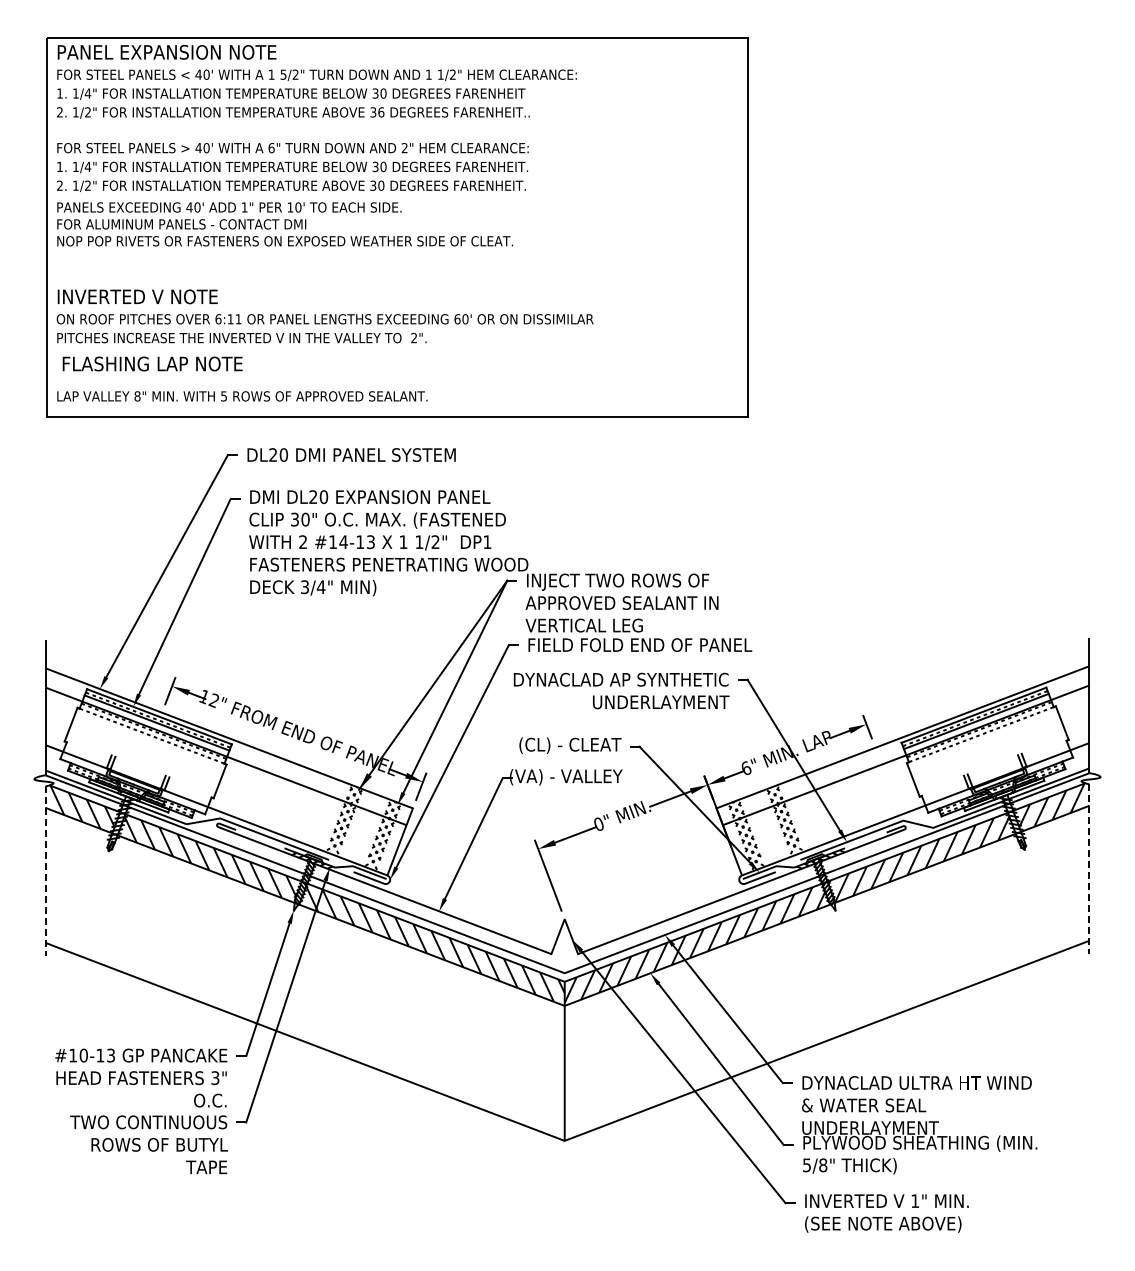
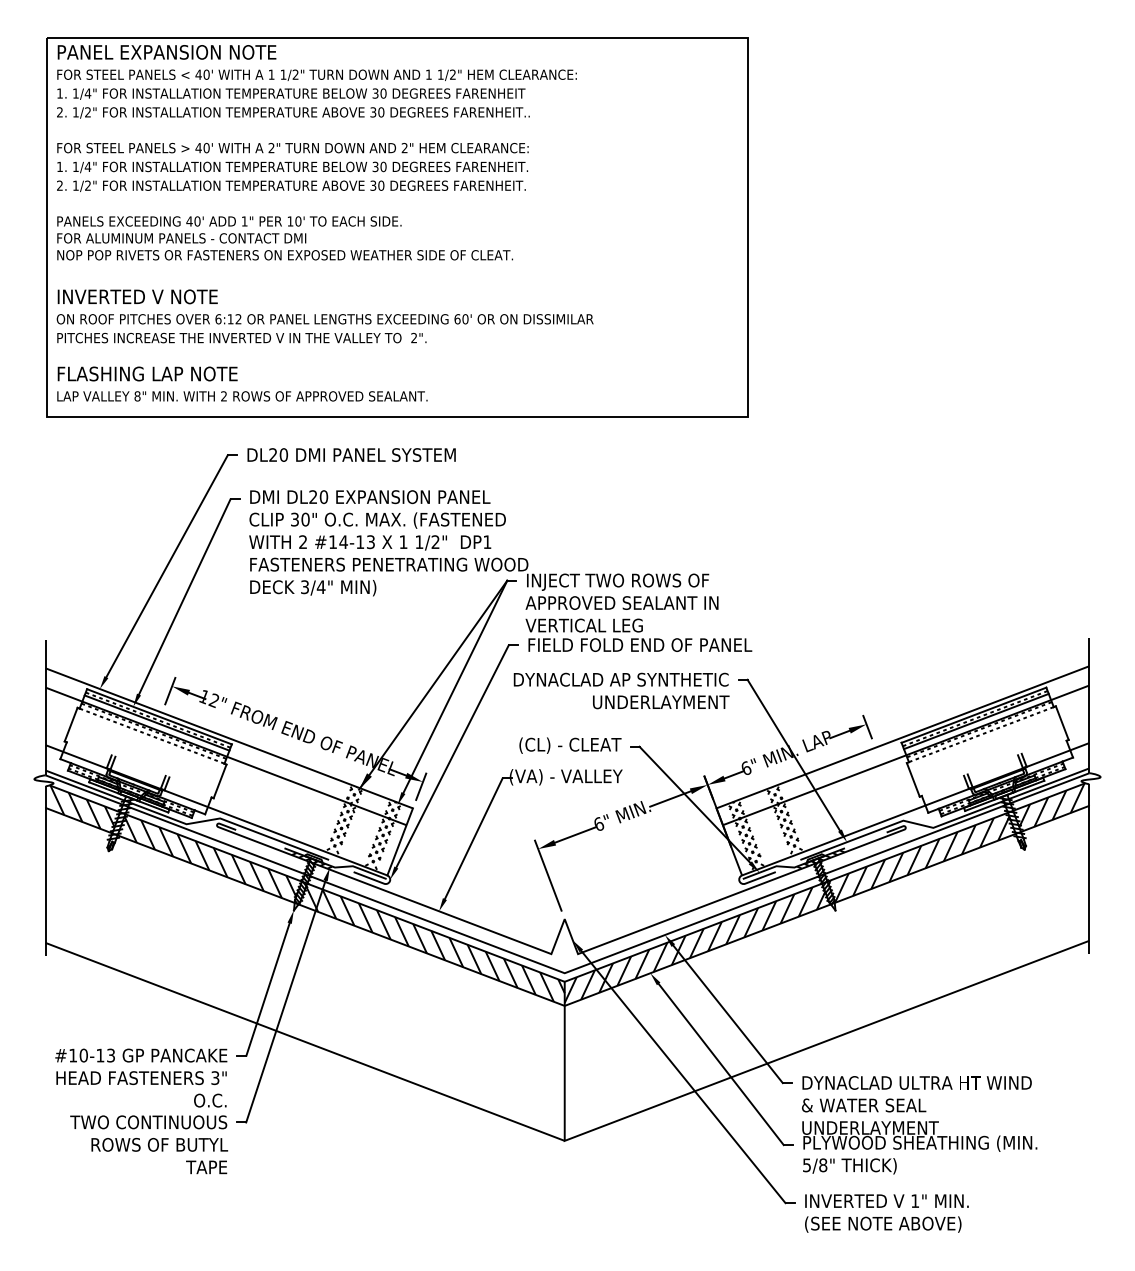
text: 5/2" -> 1/2" (283, 74)
text: 36 -> 30 (381, 112)
text: 6" -> 2" (271, 147)
text position: (284, 224) -> (284, 238) (284, 238)
text: 6:11 -> 6:12 (238, 319)
text position: (152, 363) -> (147, 373) (147, 373)
text: 5 -> 2 (223, 396)
text: 0" -> 6" (599, 823)
line: dashed -> solid (1089, 869)
line: dashed -> solid (45, 871)
